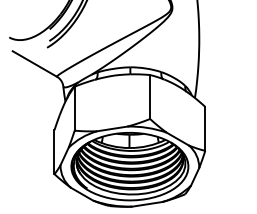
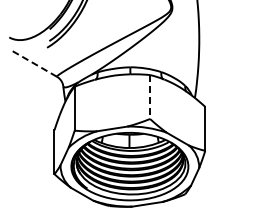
line: solid -> dashed (34, 64)
line: solid -> dashed (150, 97)
